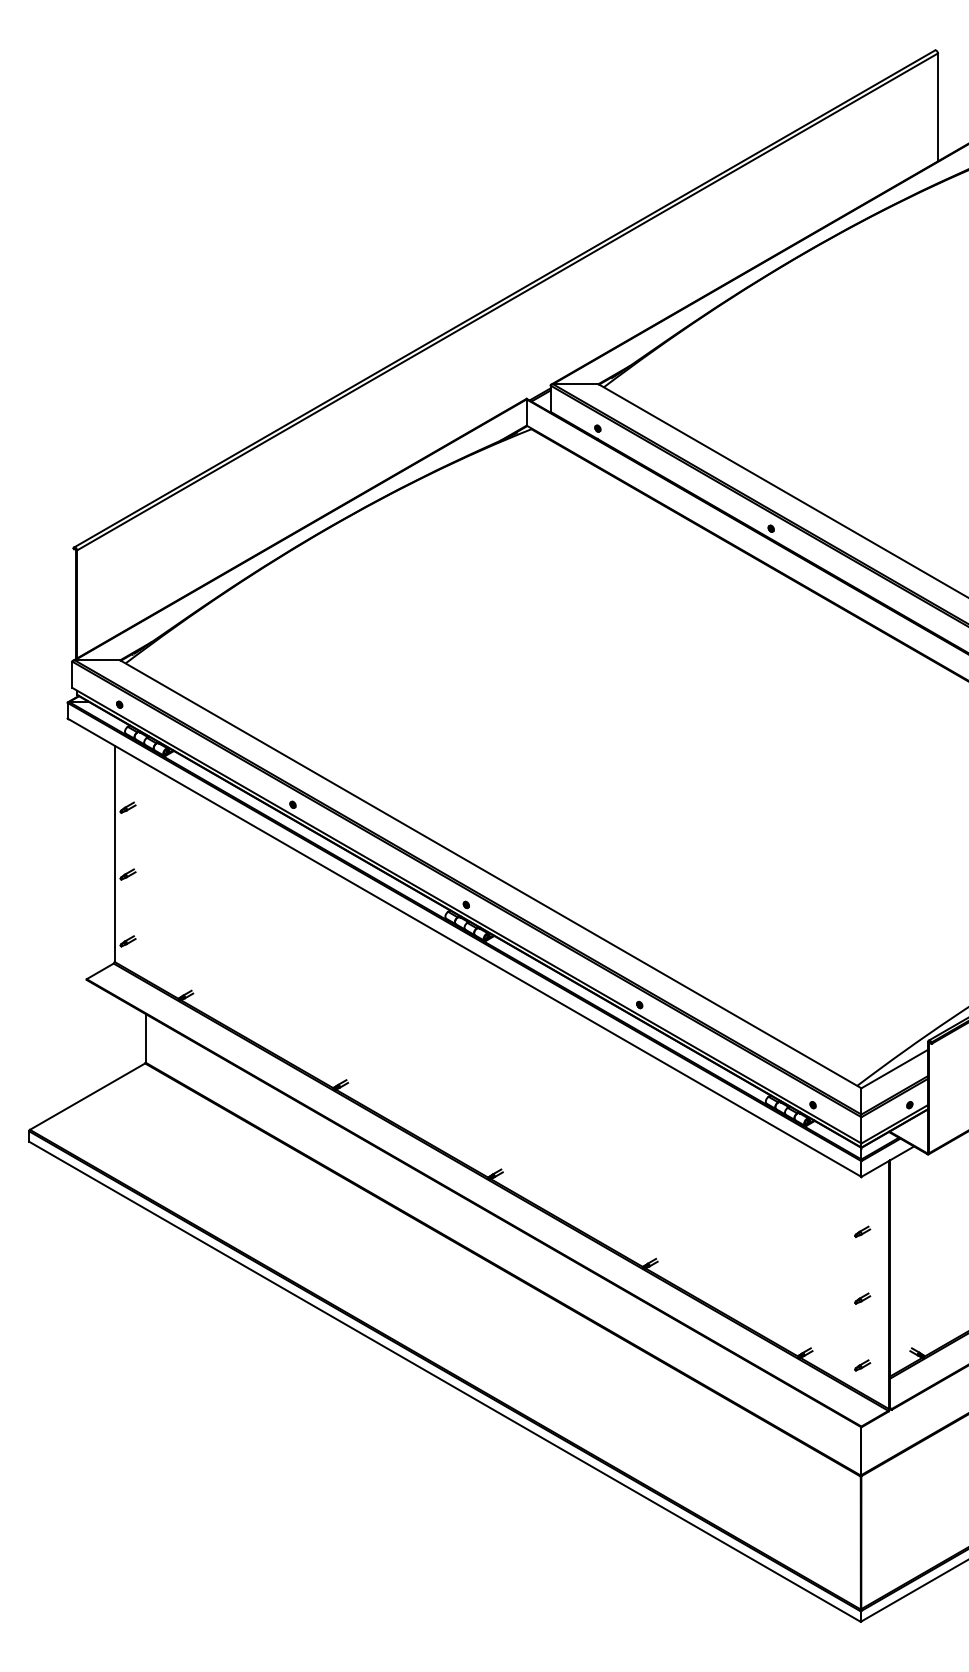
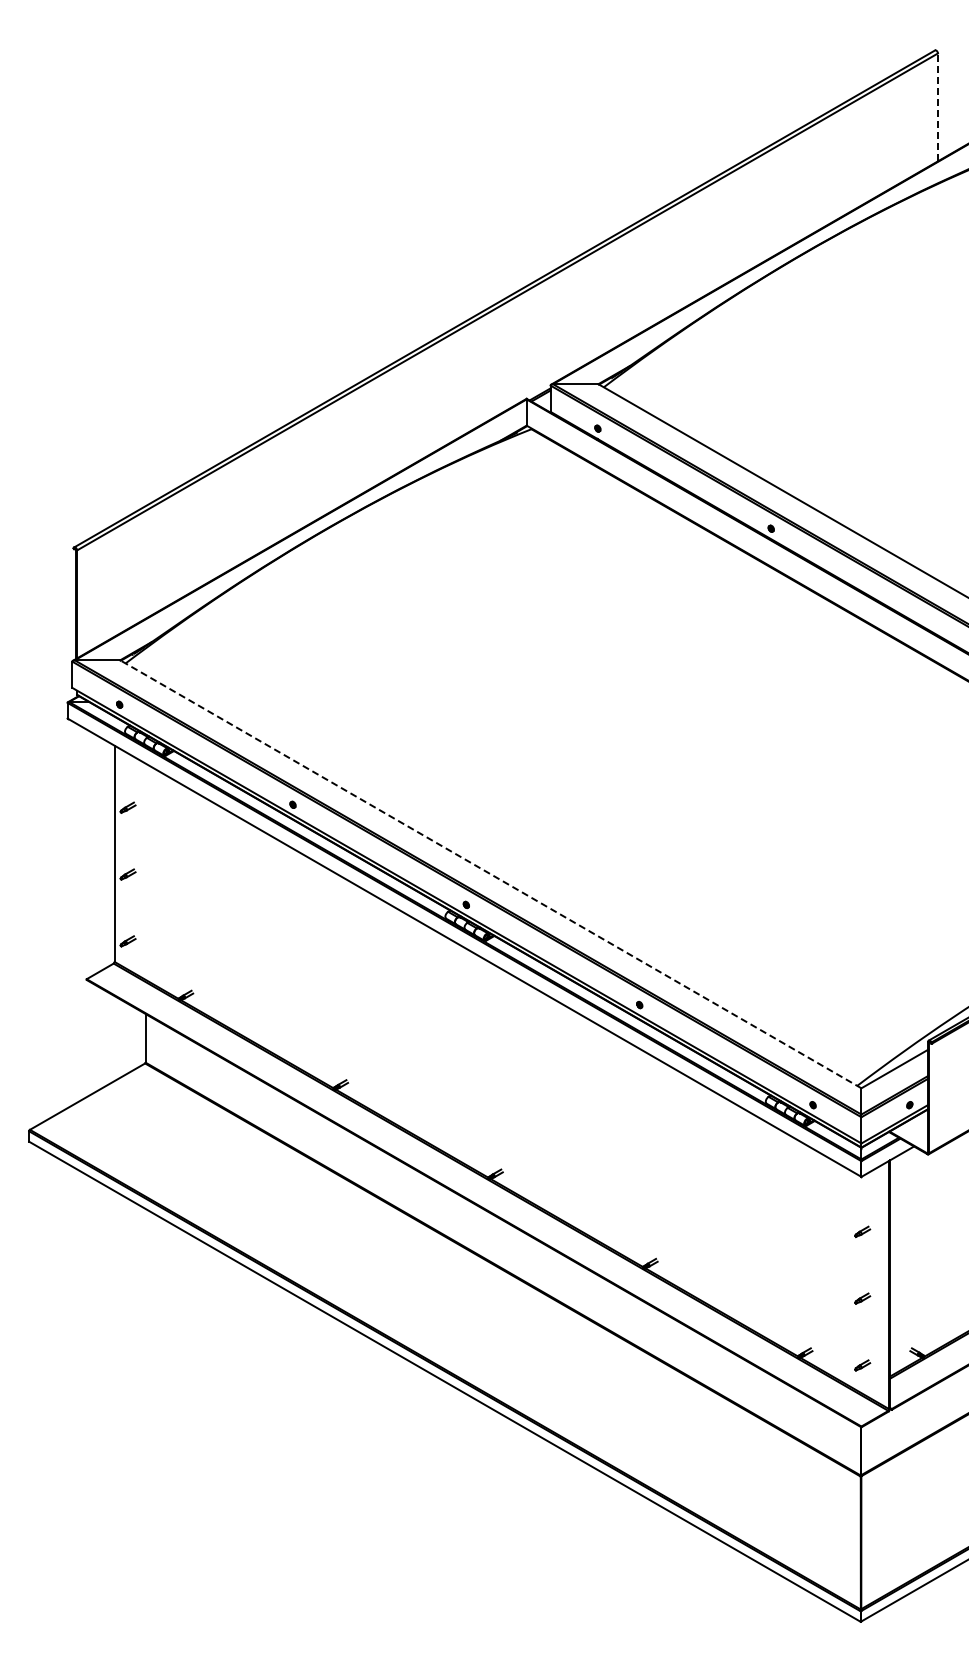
line: solid -> dashed (937, 107)
line: solid -> dashed (490, 874)
